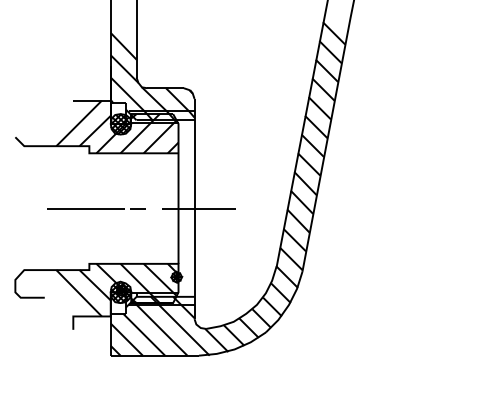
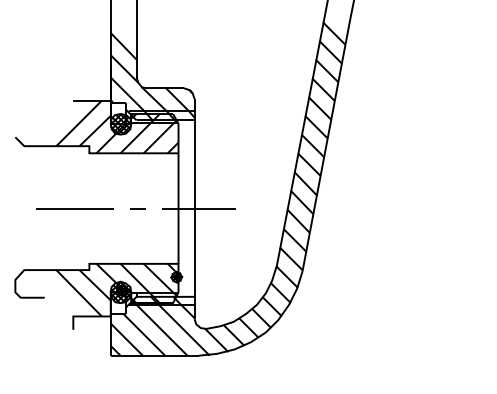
line position: (85, 208) -> (74, 208) (74, 208)
